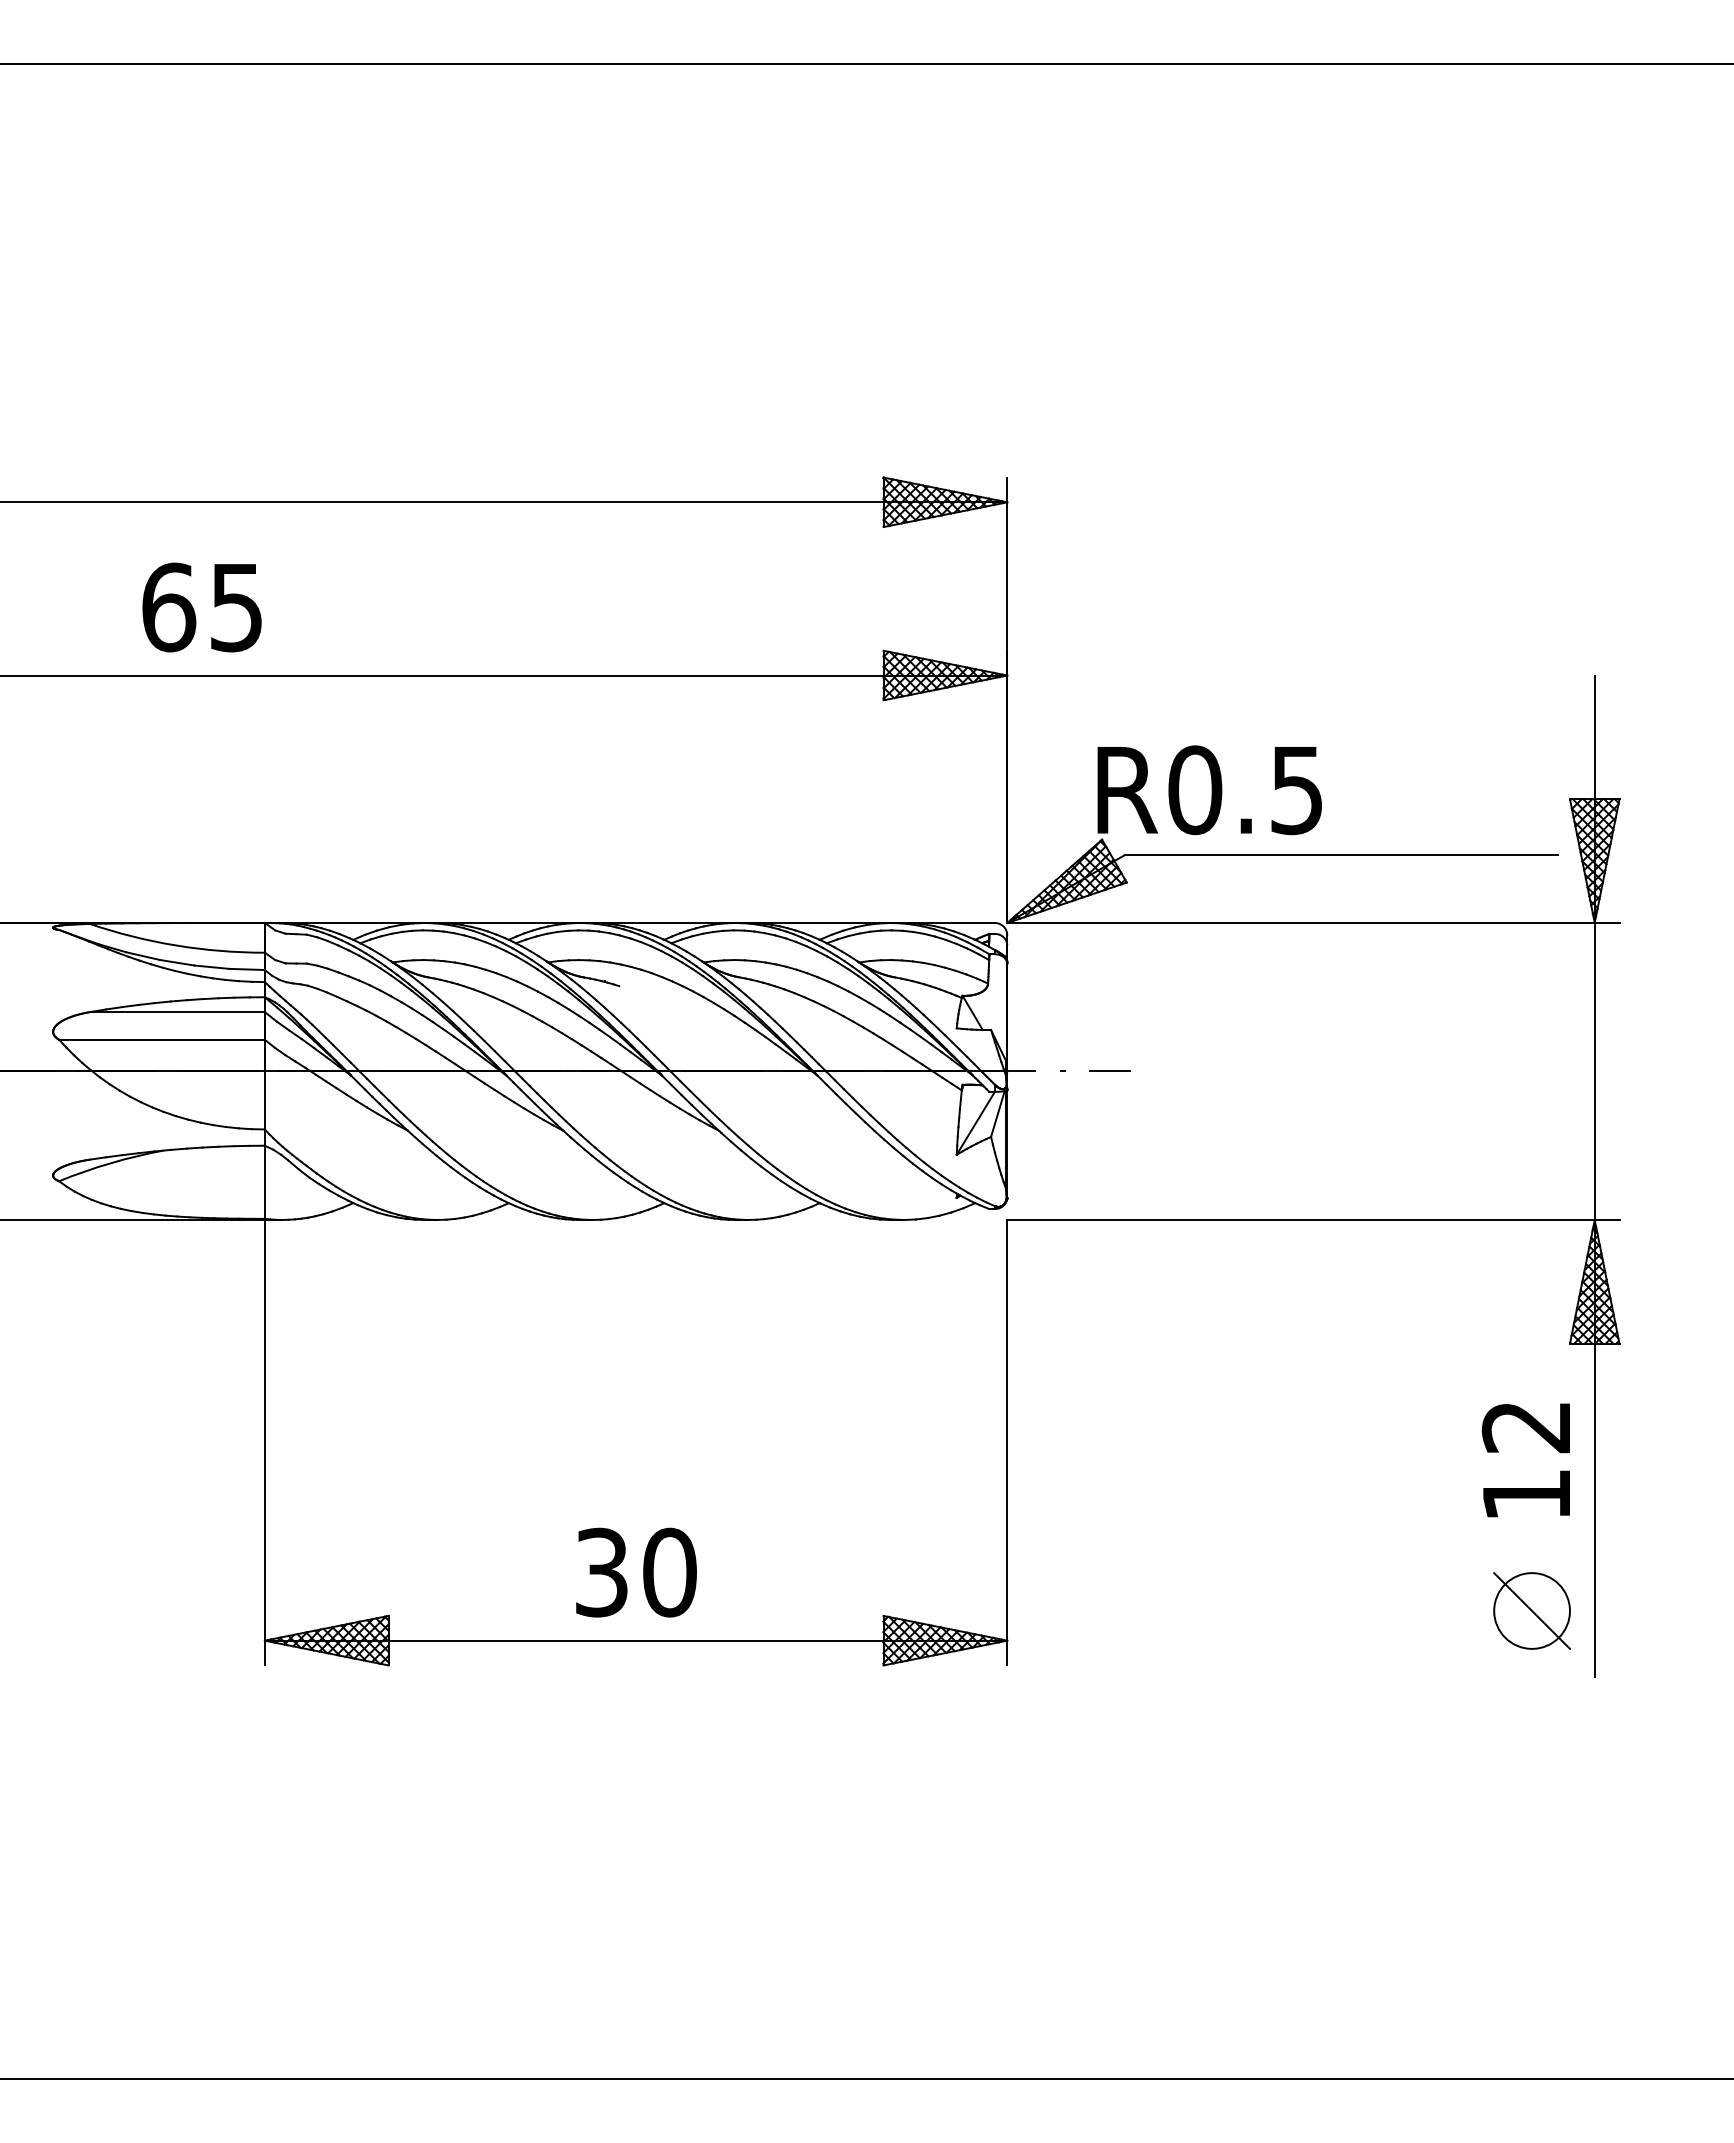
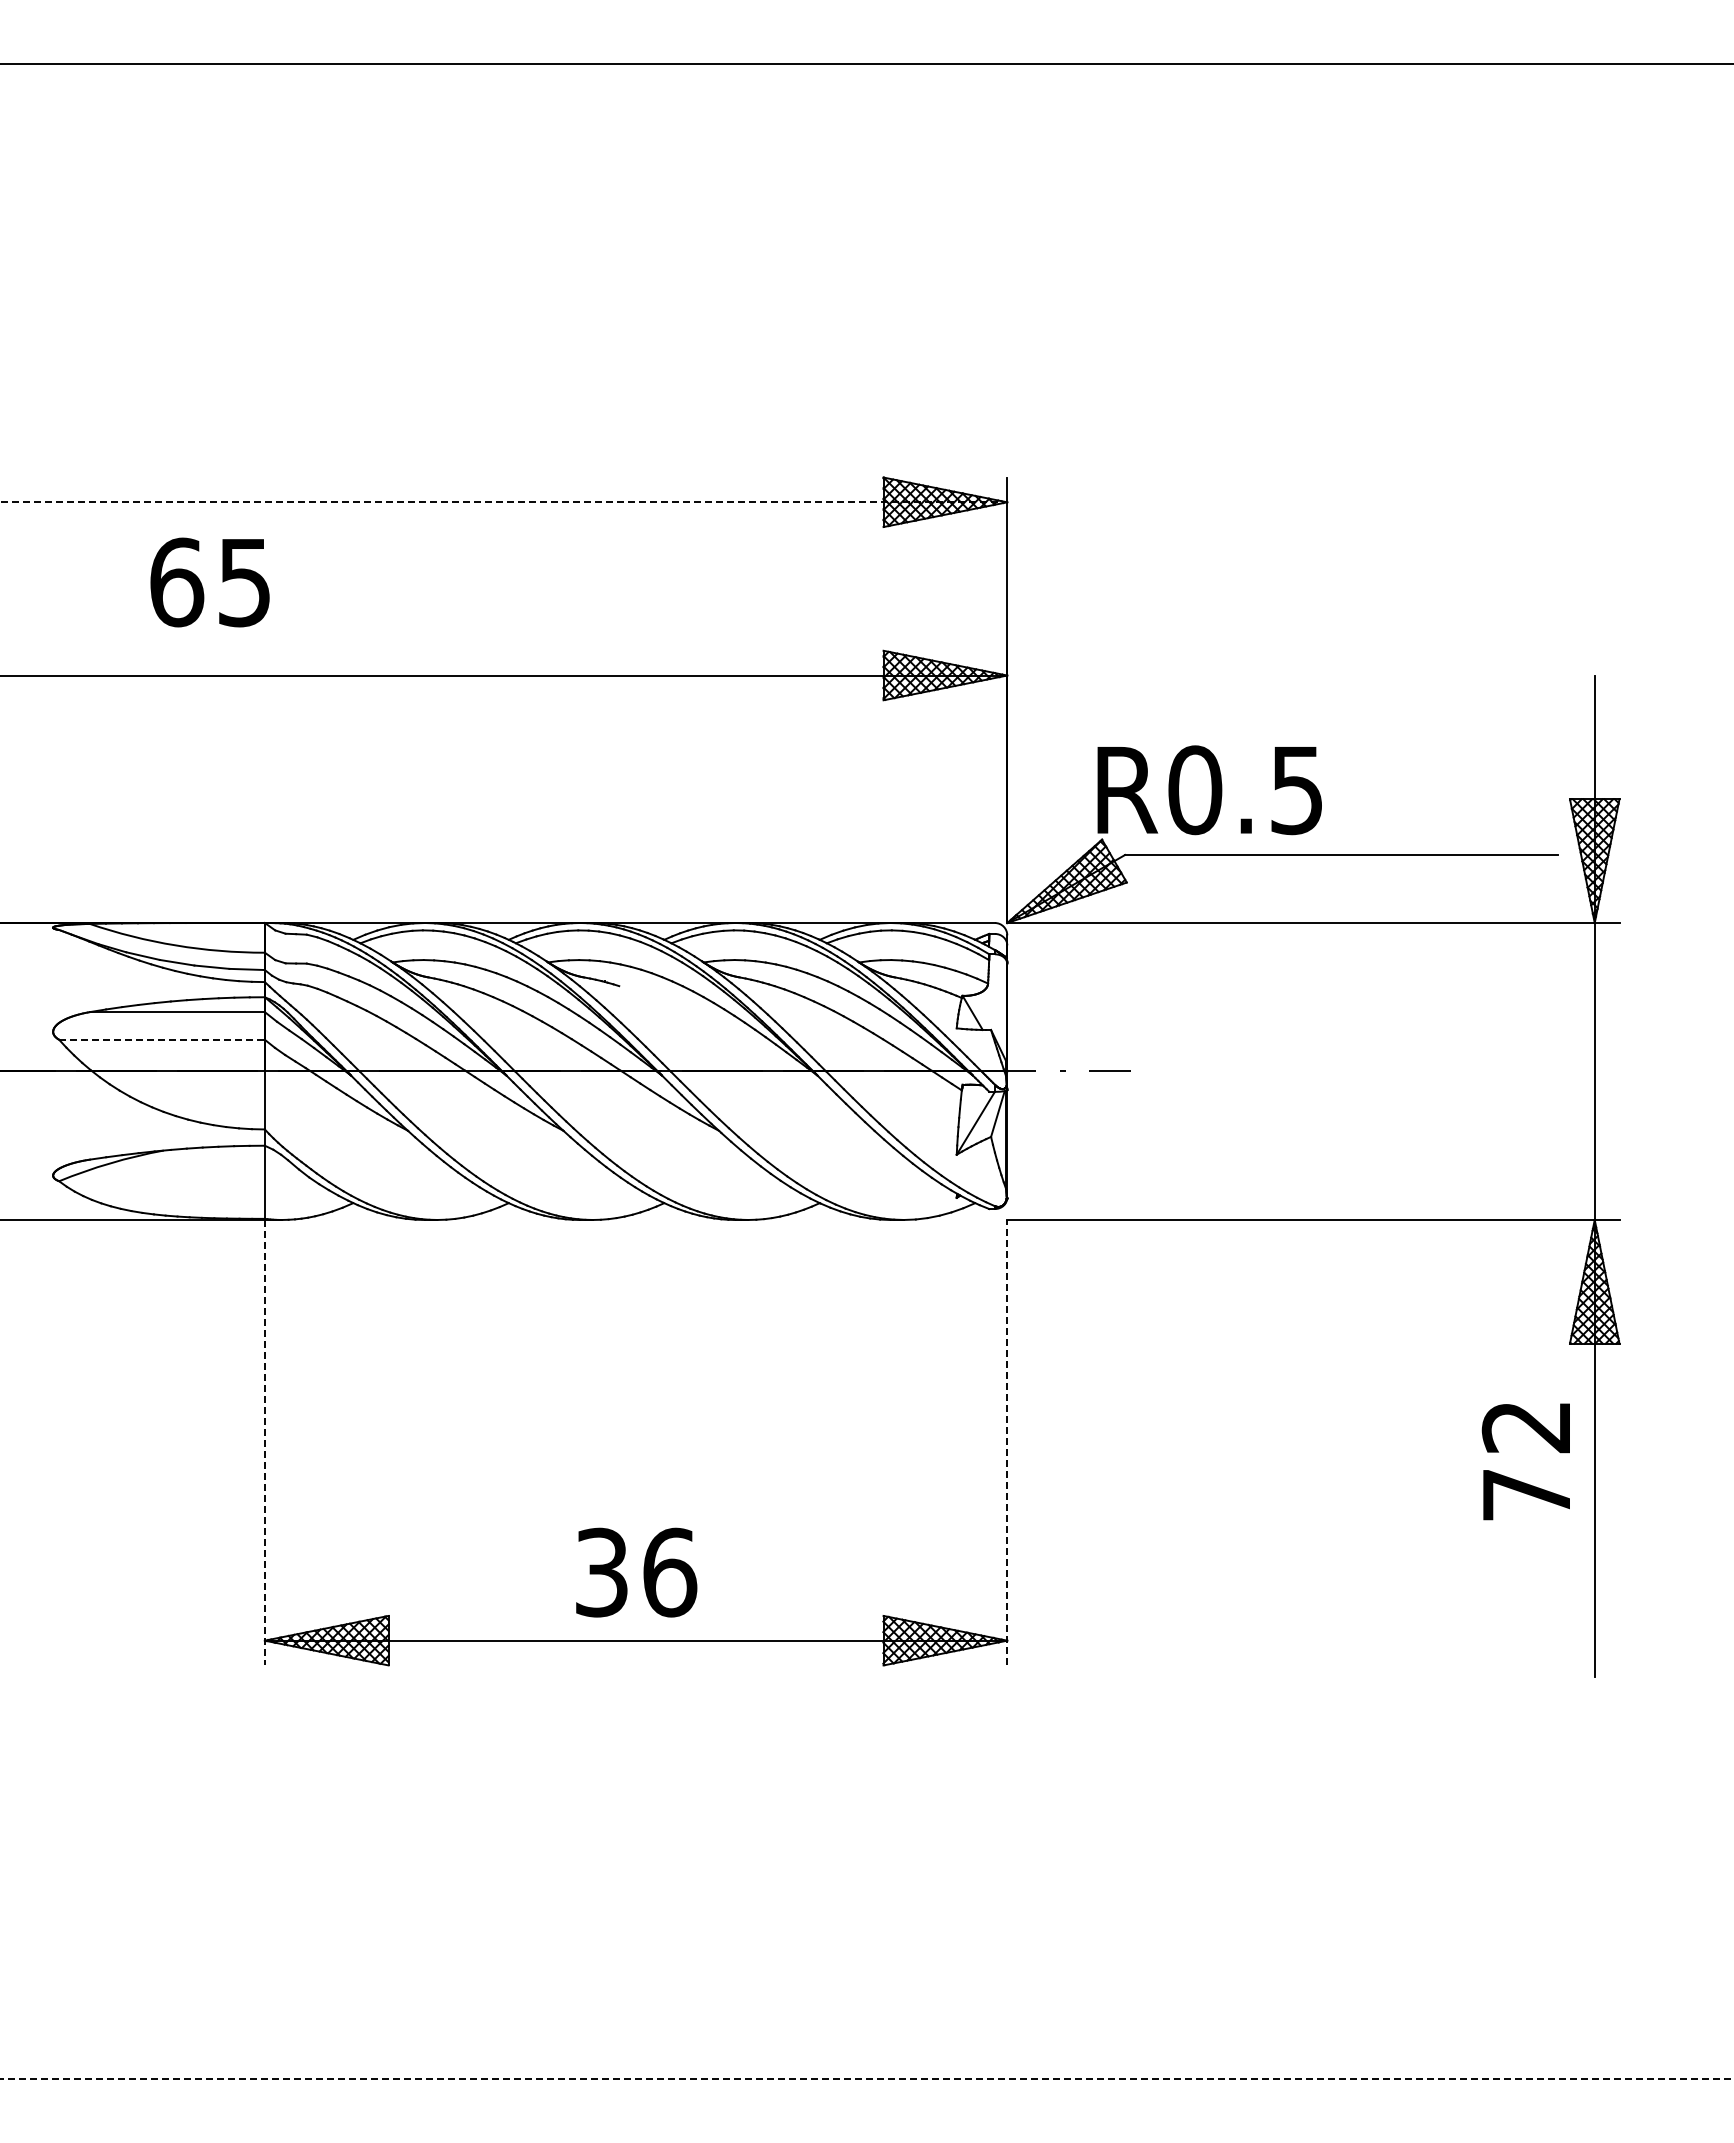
line: solid -> dashed (504, 502)
text position: (201, 607) -> (209, 582) (209, 582)
line: solid -> dashed (162, 1039)
line: solid -> dashed (264, 1442)
line: solid -> dashed (1007, 1442)
text: 12 -> 72 (1526, 1495)
text: 30 -> 36 (670, 1572)
part: present -> none (1531, 1610)
line: solid -> dashed (867, 2078)
